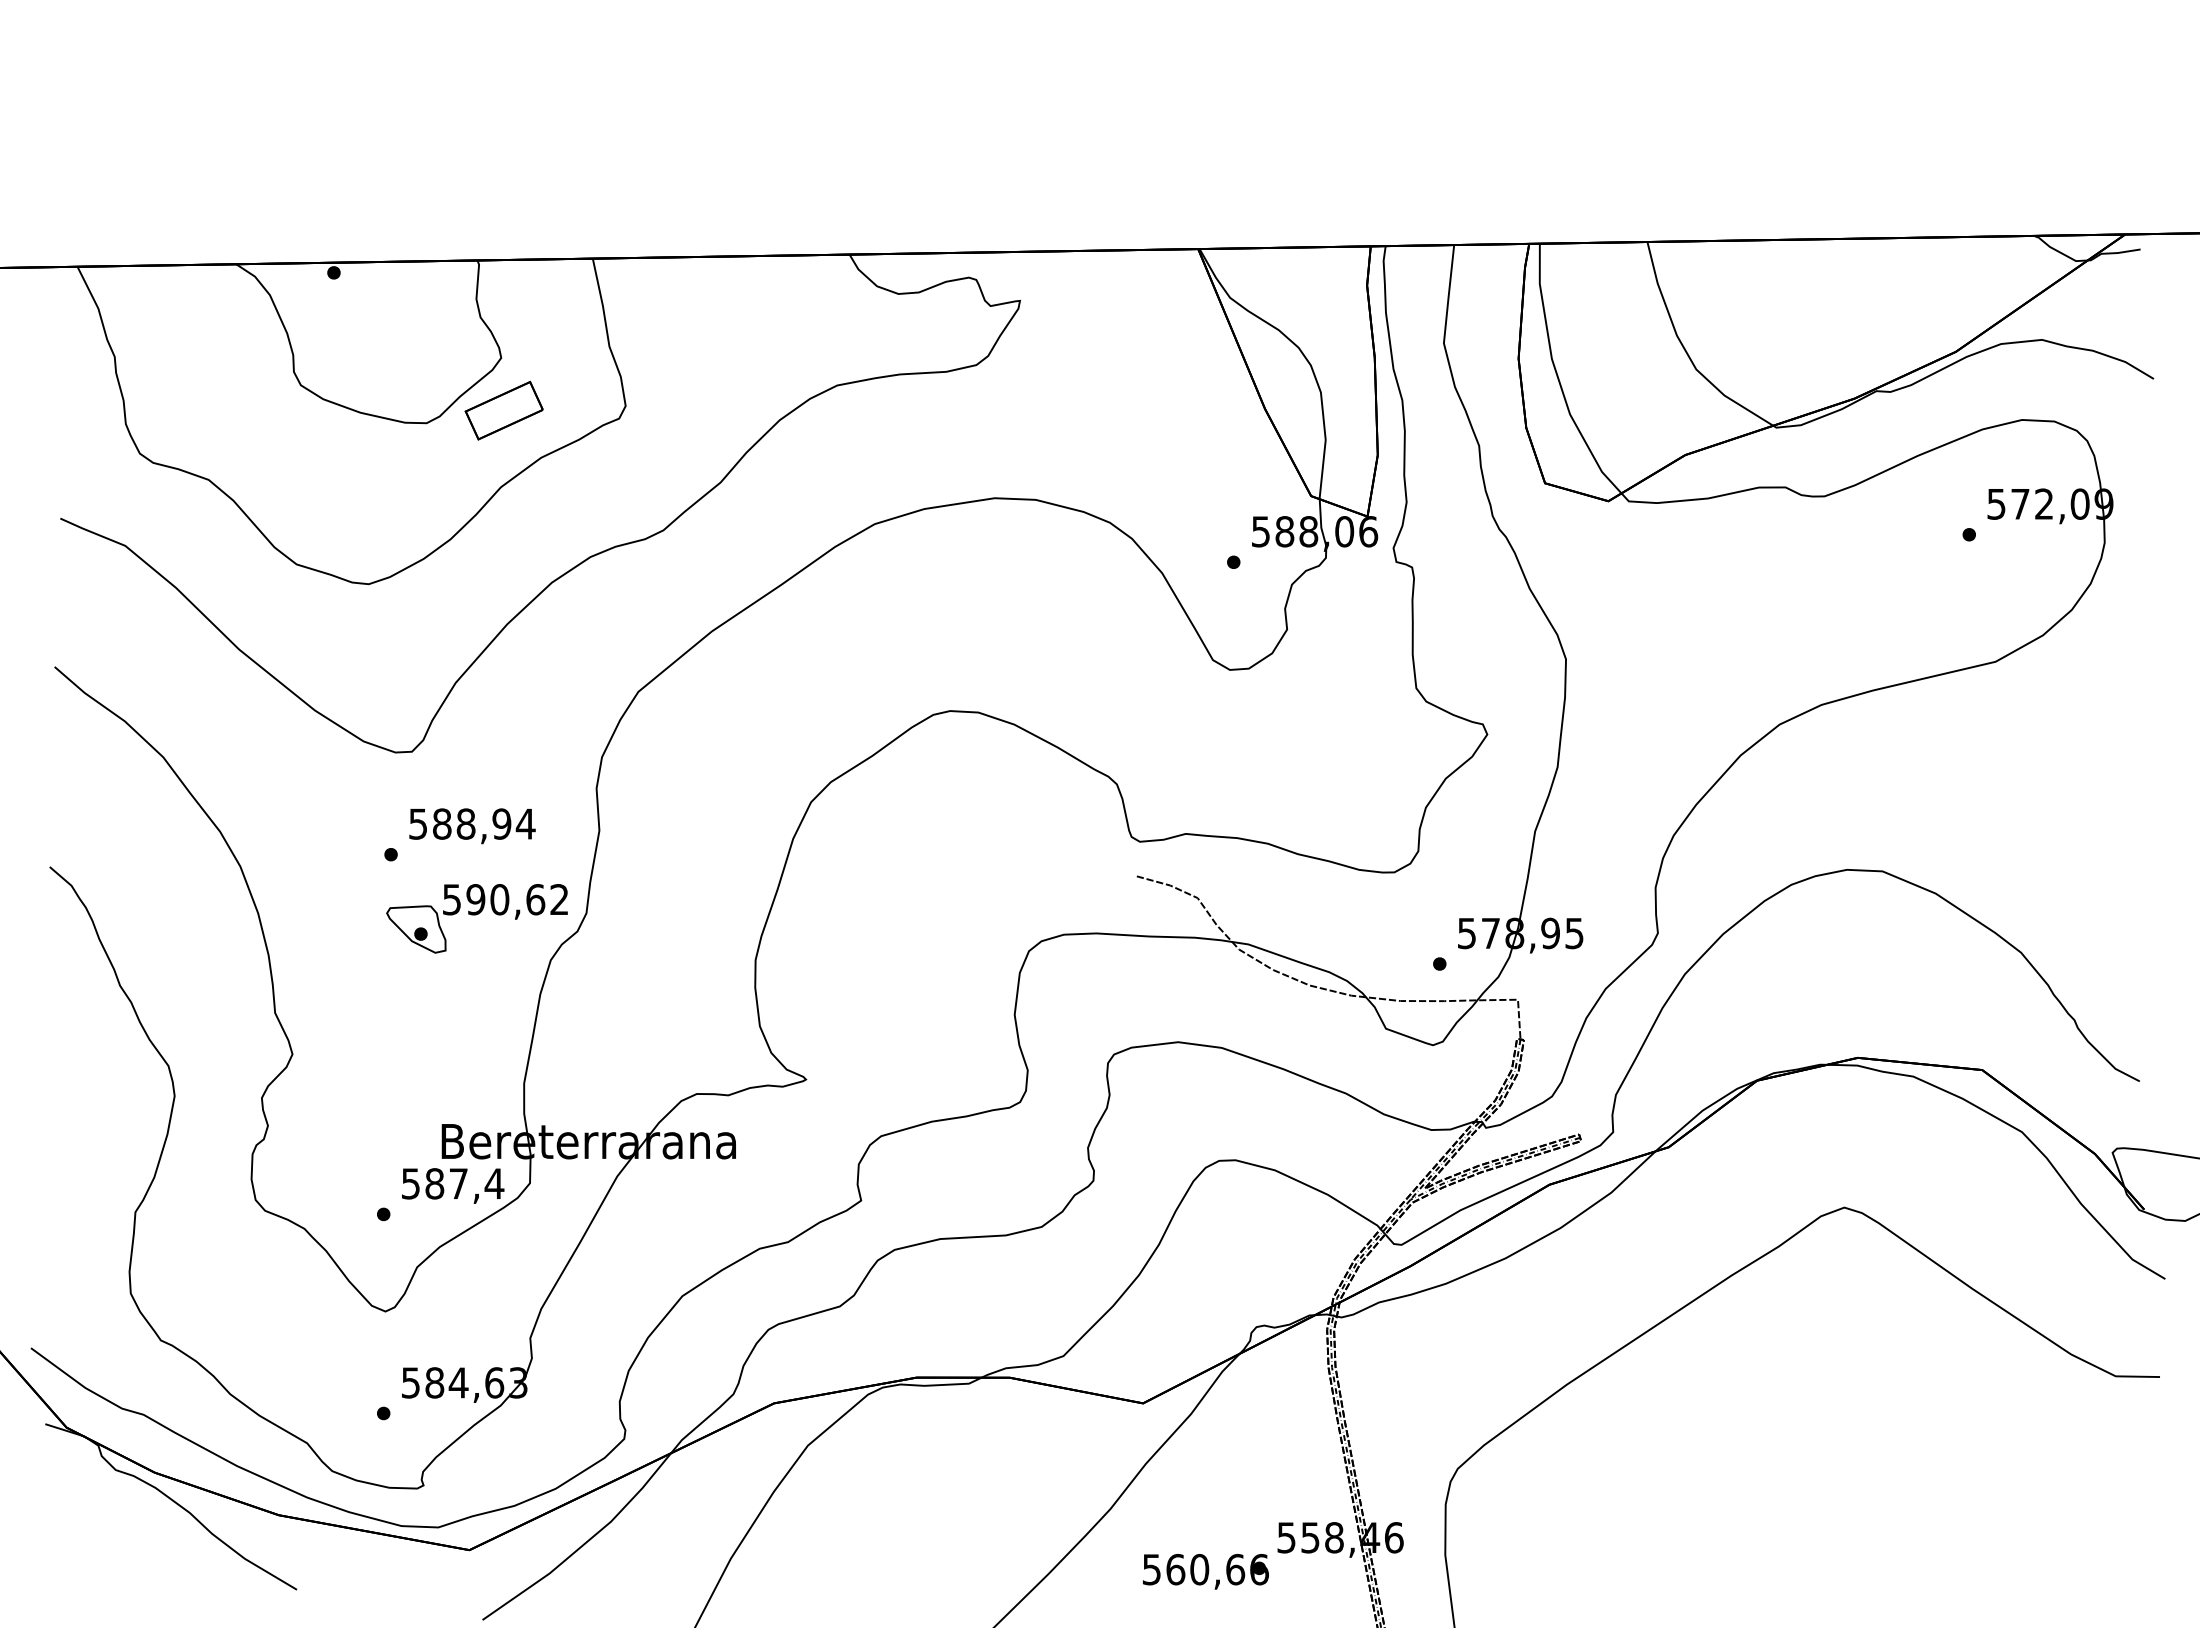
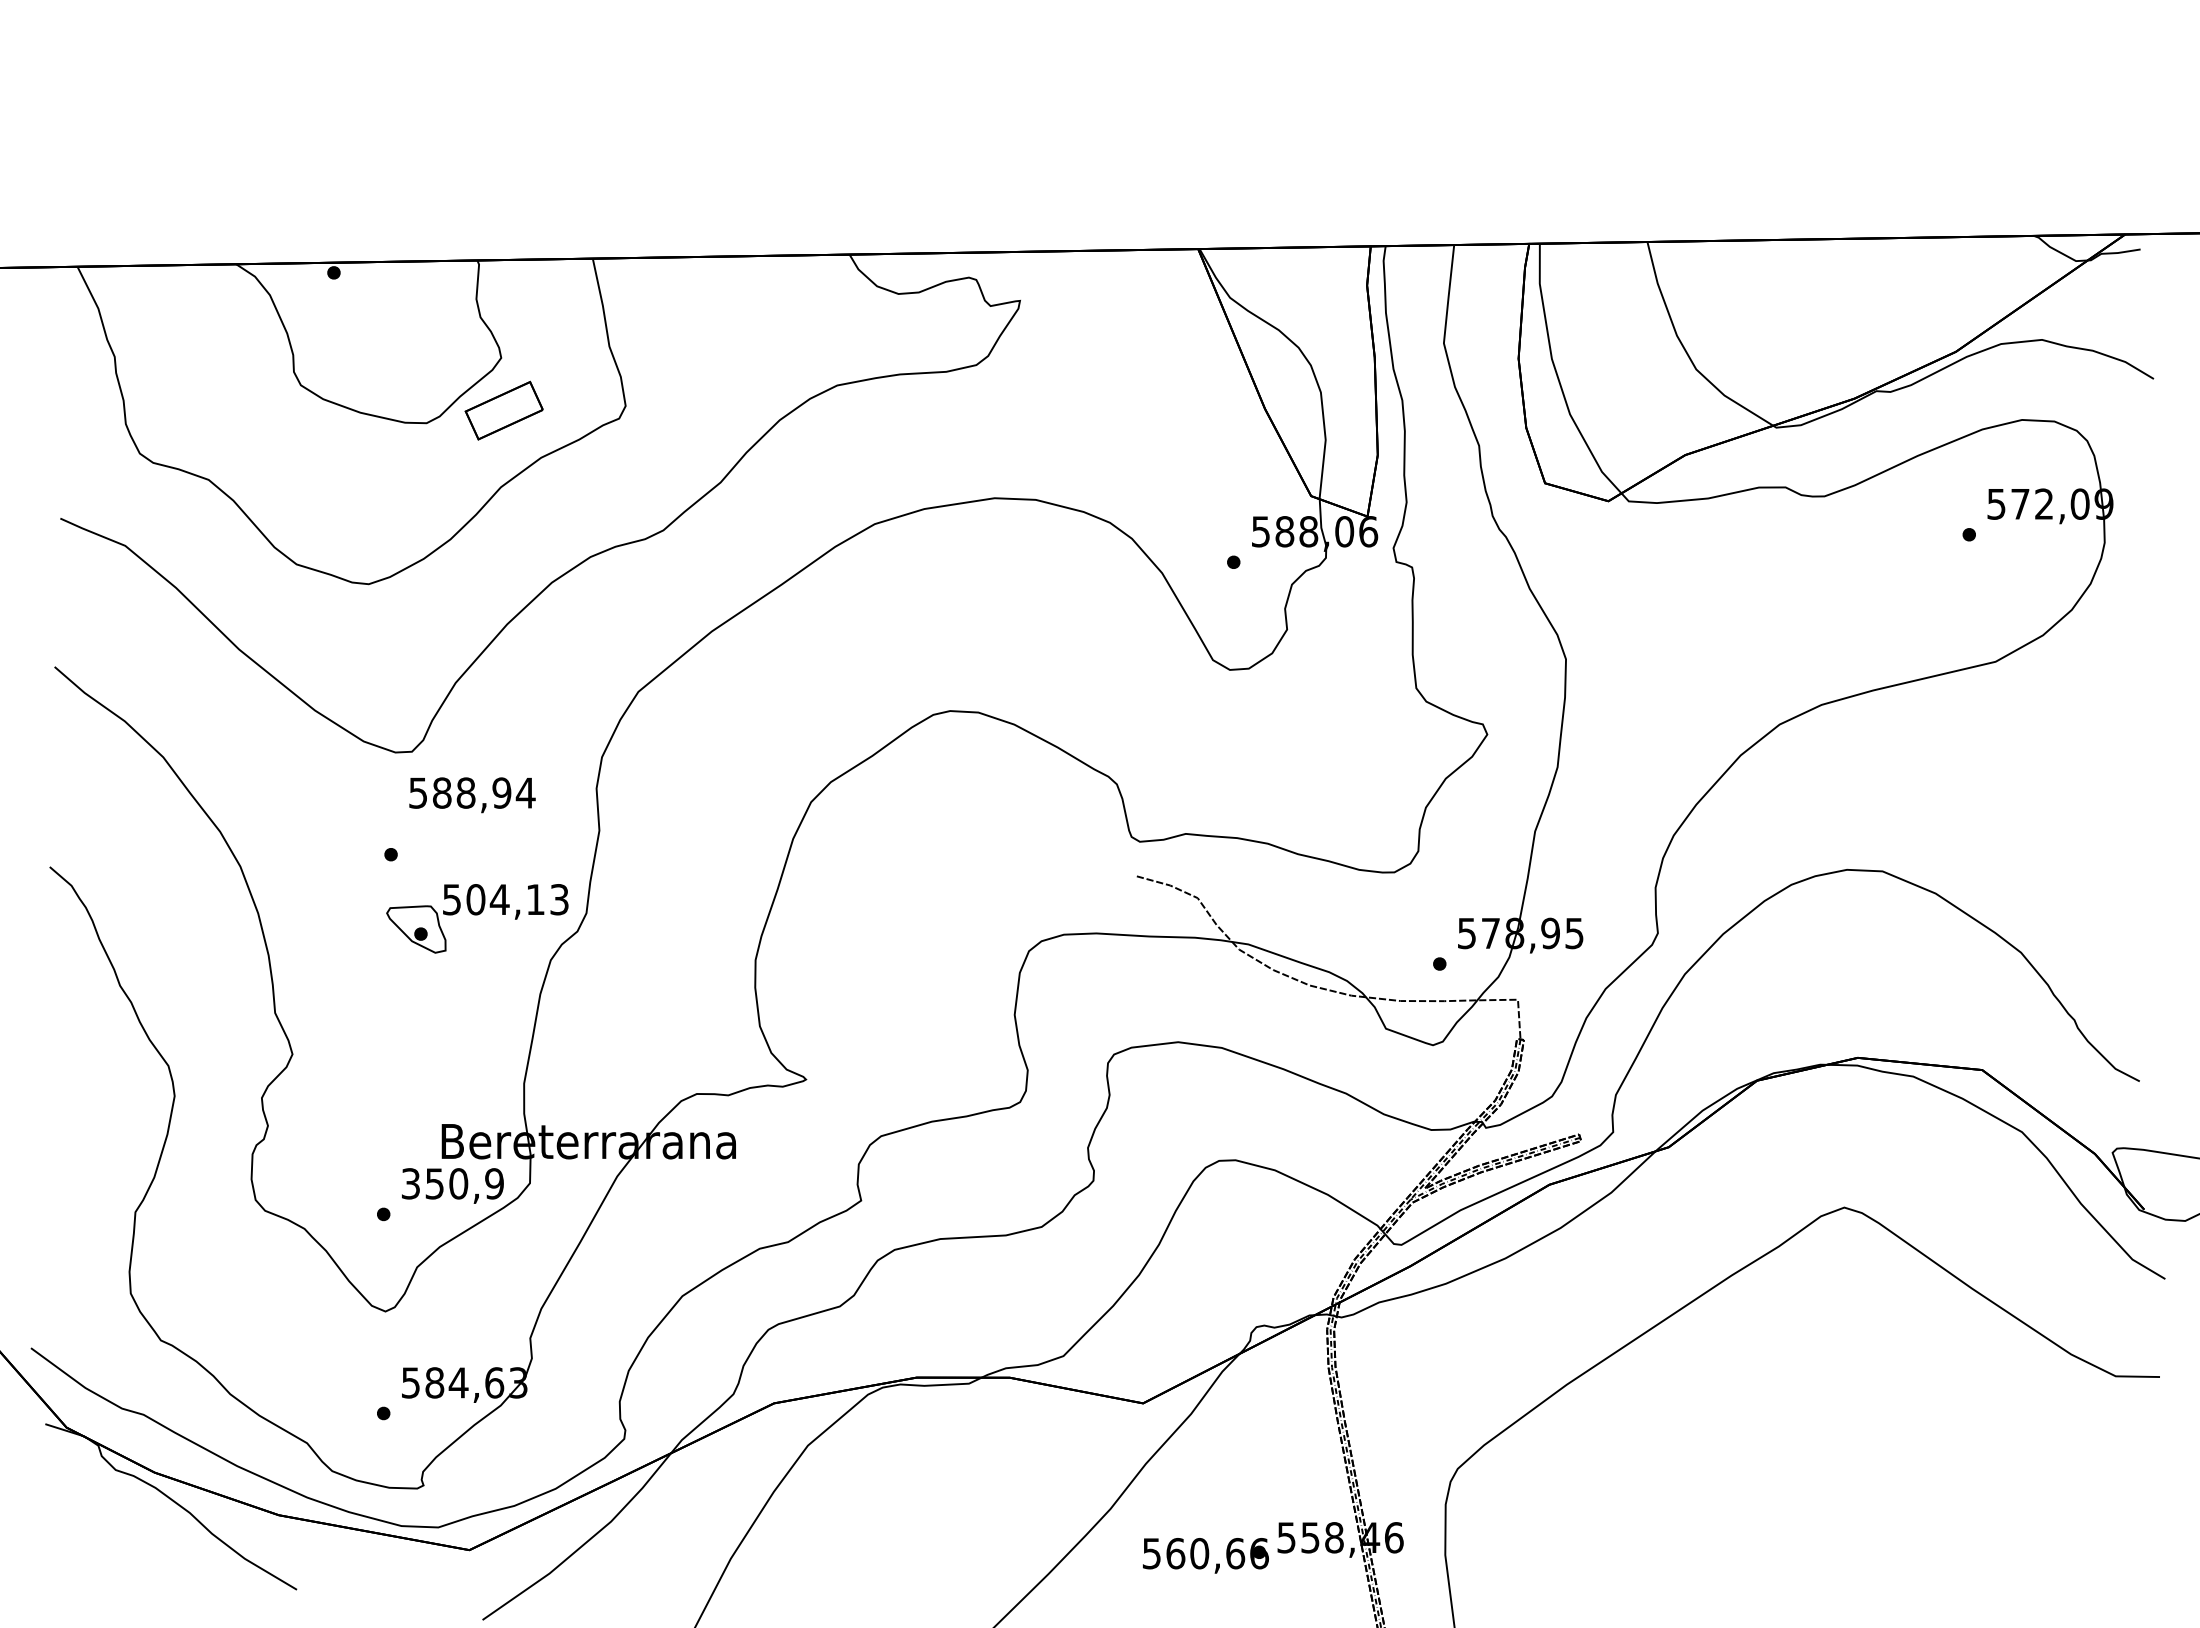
text position: (472, 826) -> (472, 795) (472, 795)
text: 590,62 -> 504,13 (517, 899)
text: 587,4 -> 350,9 (453, 1183)
text position: (1205, 1571) -> (1205, 1555) (1205, 1555)
